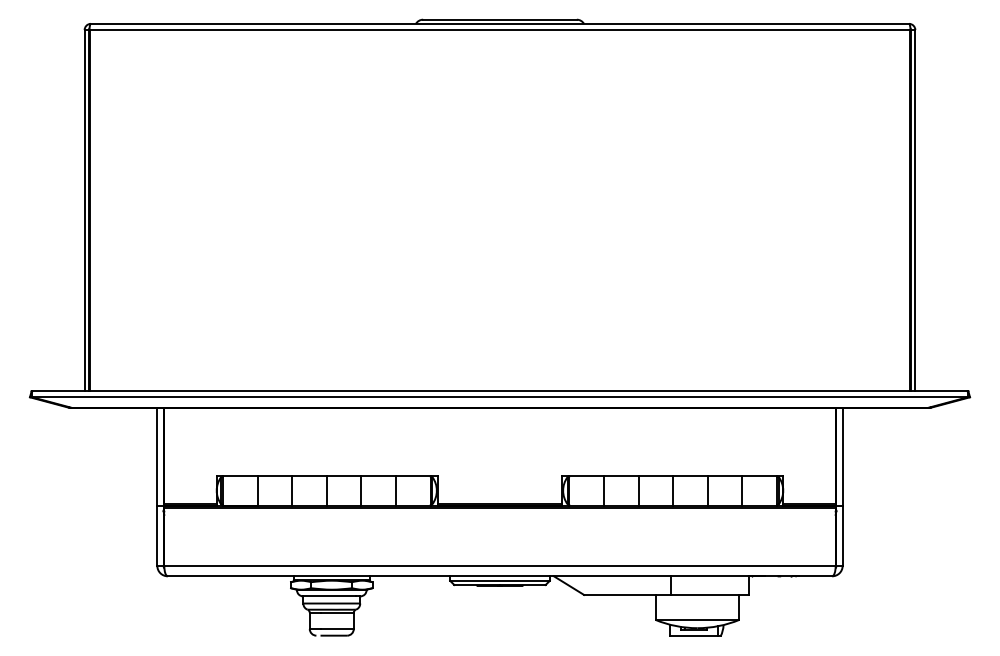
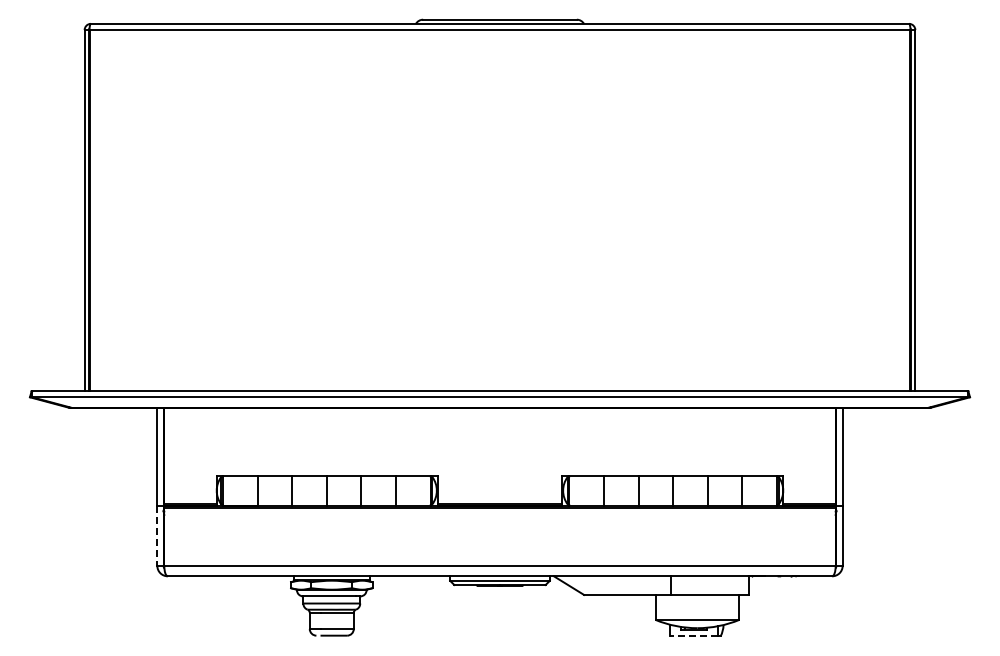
line: solid -> dashed (157, 536)
line: solid -> dashed (693, 636)
